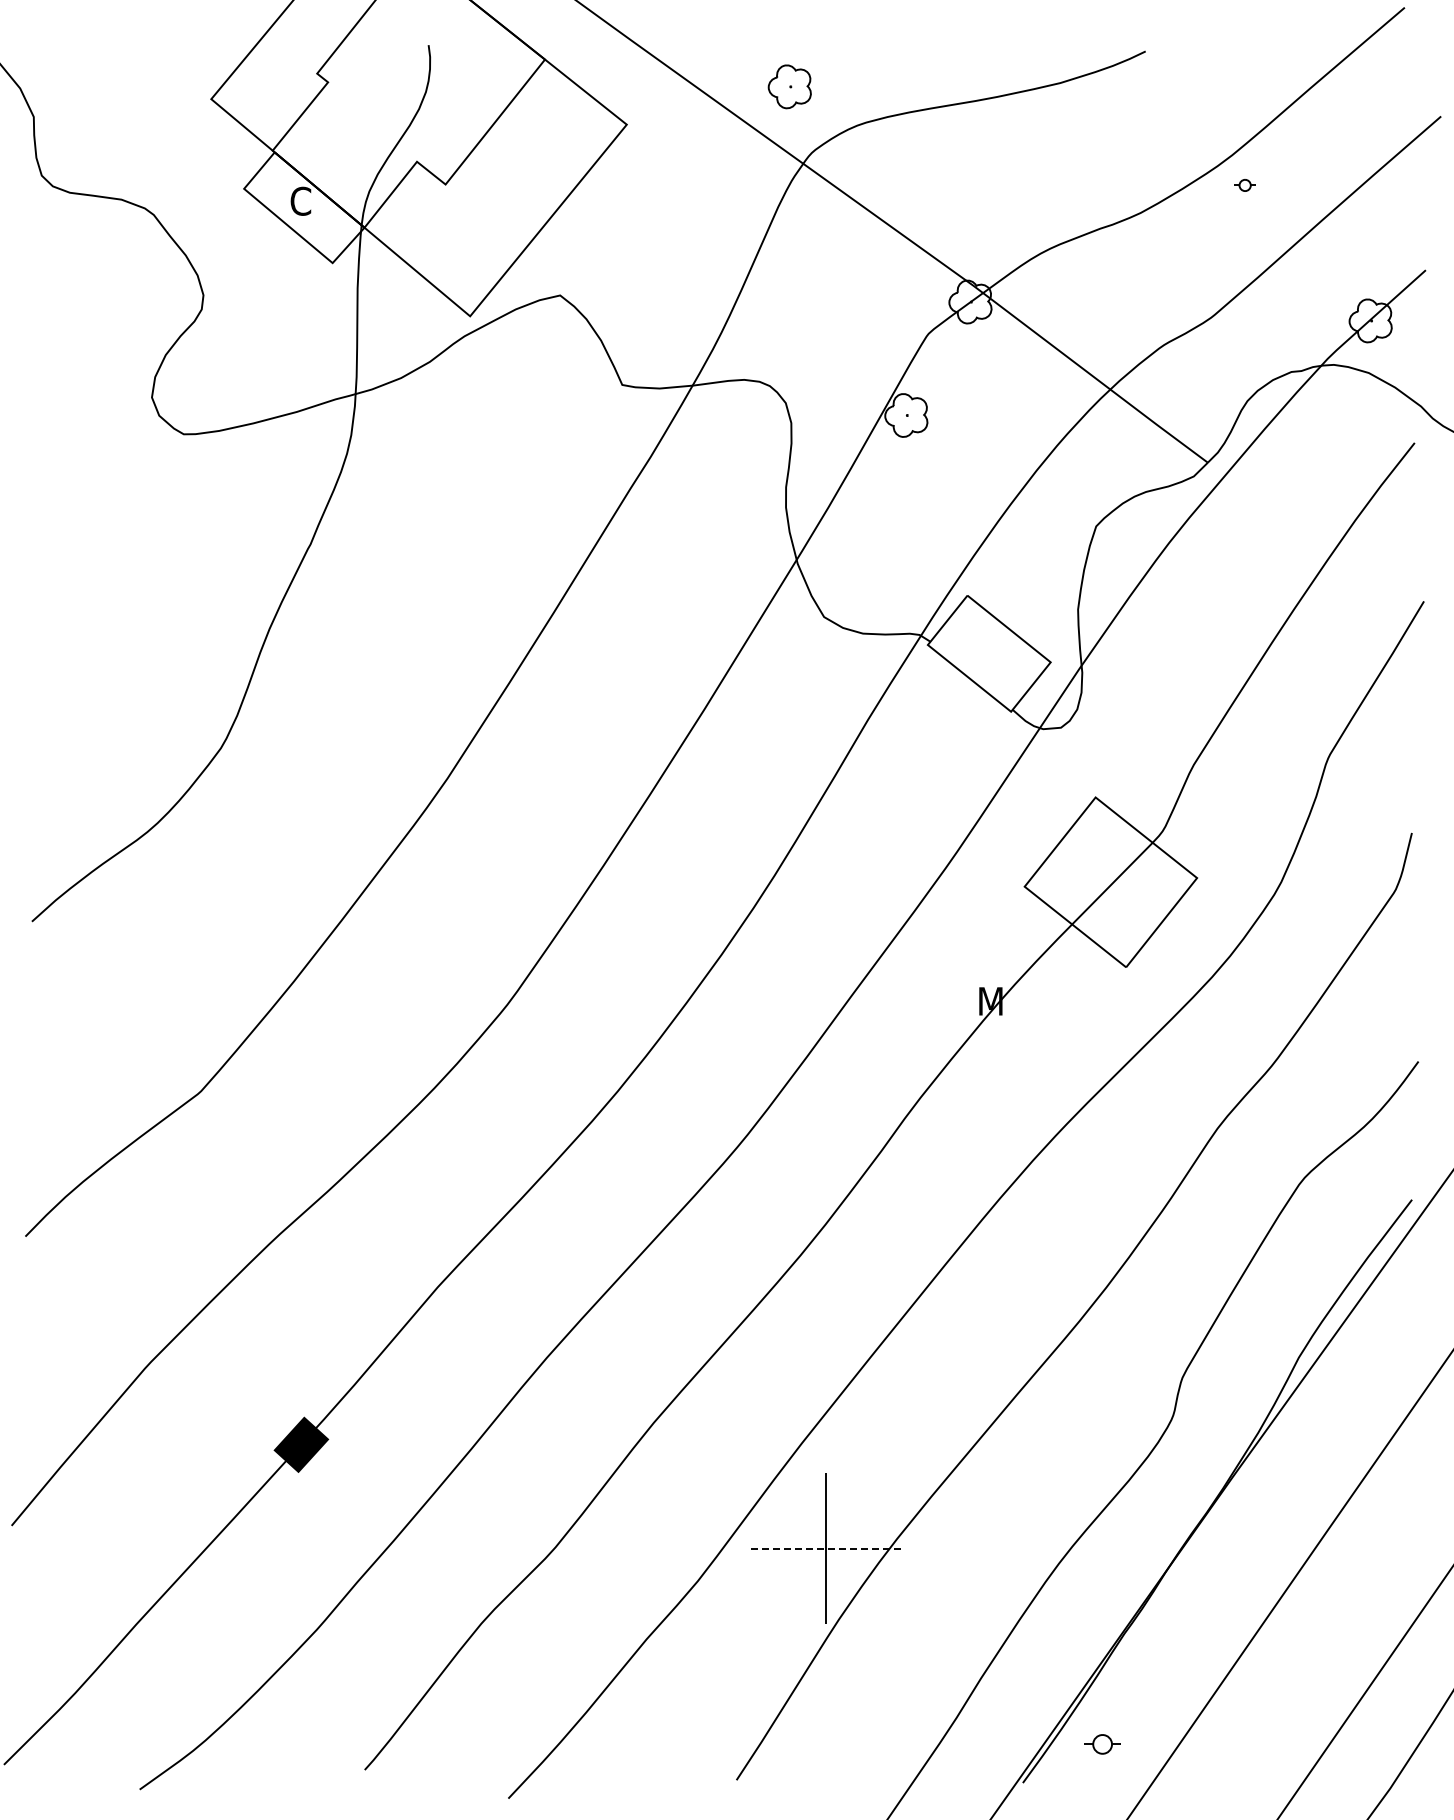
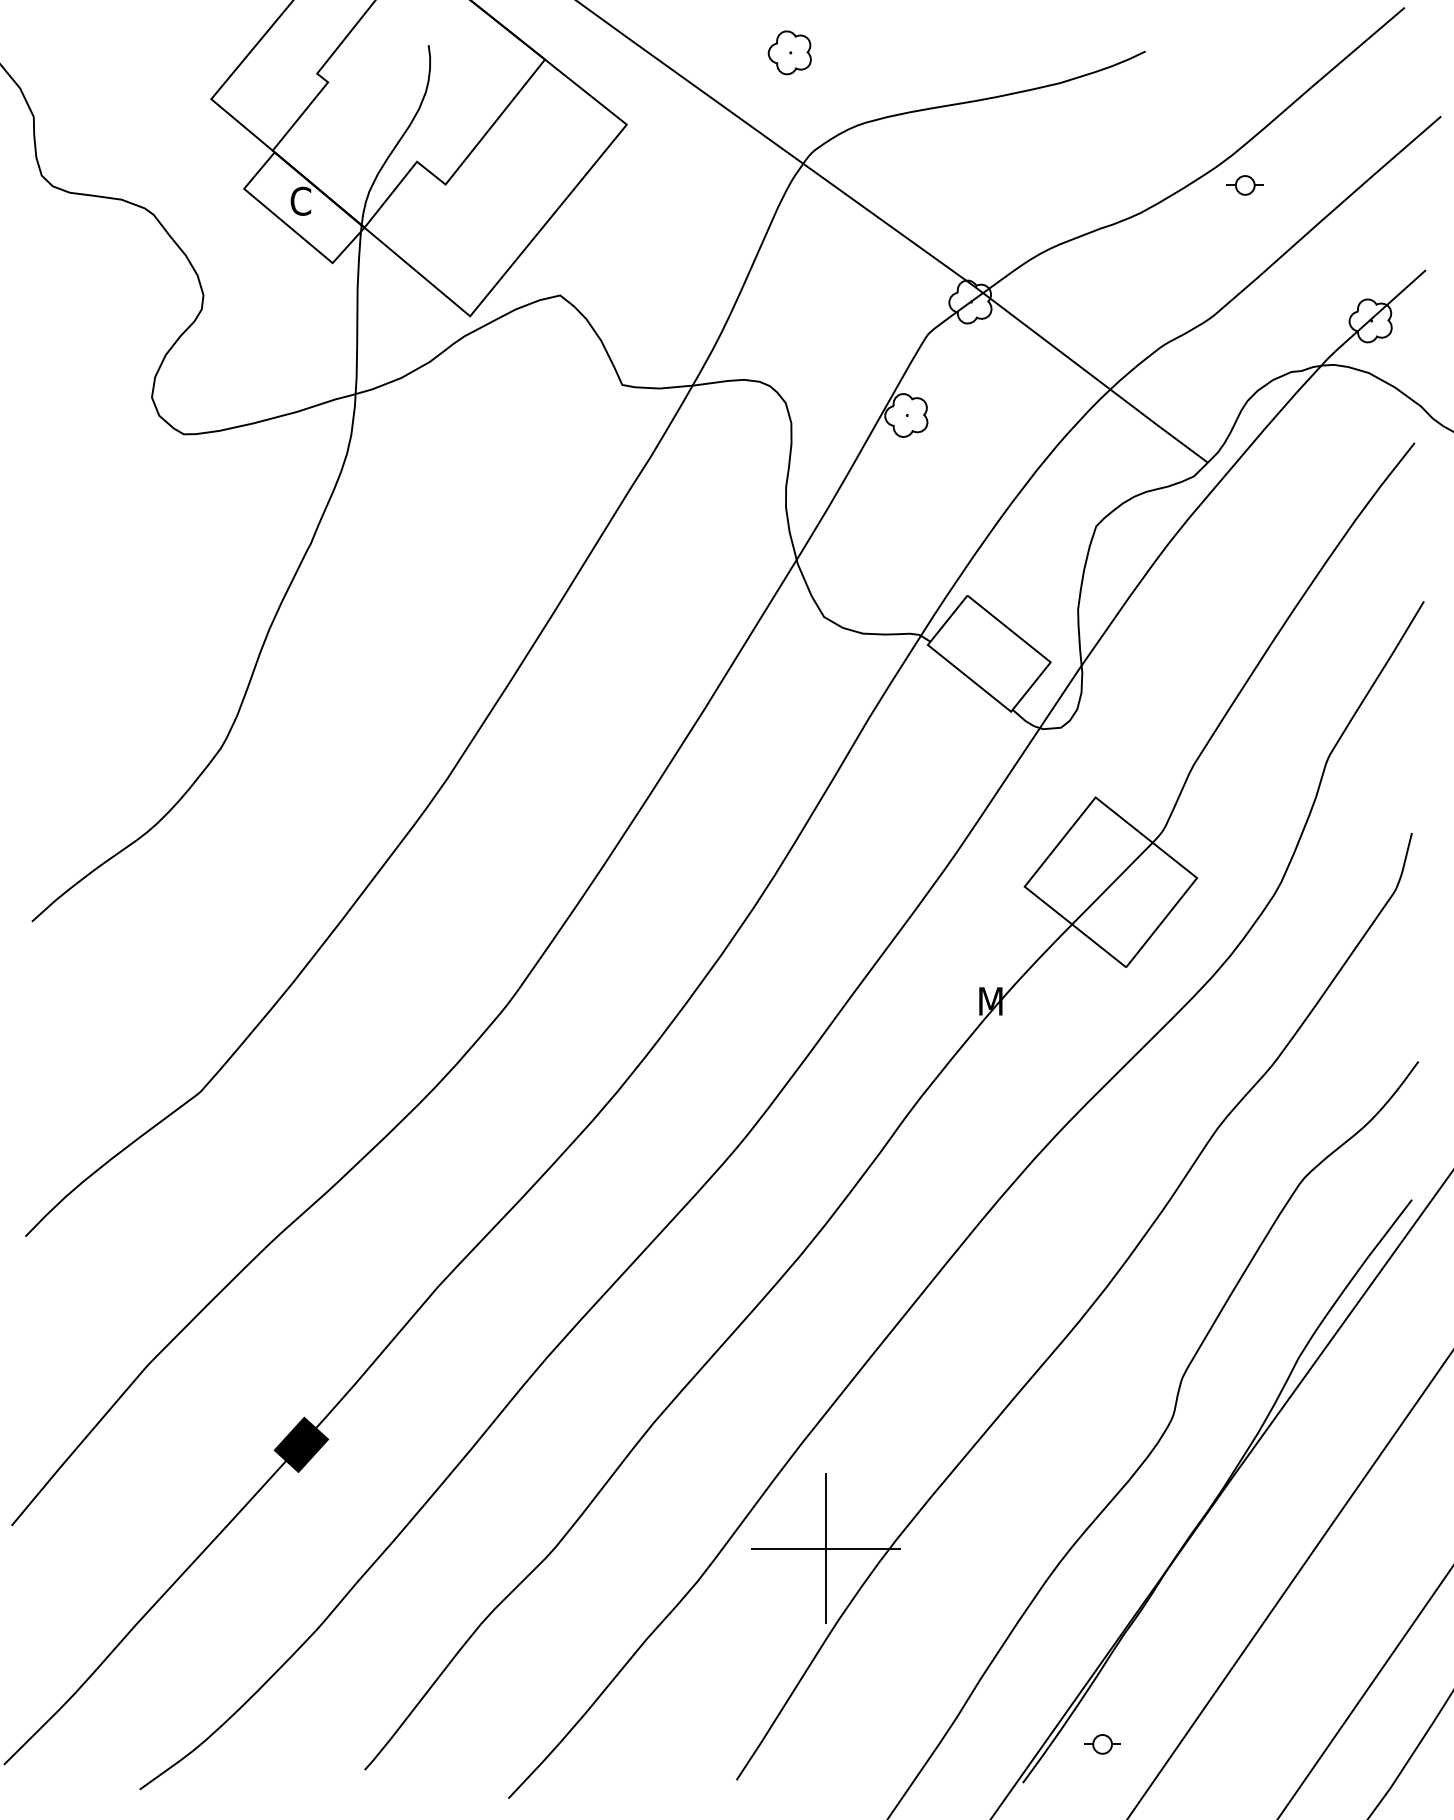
part position: (789, 86) -> (789, 52) (789, 52)
part size: 22x13 px -> 38x21 px (1244, 185)
line: dashed -> solid (825, 1548)
